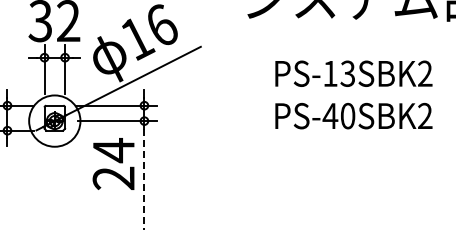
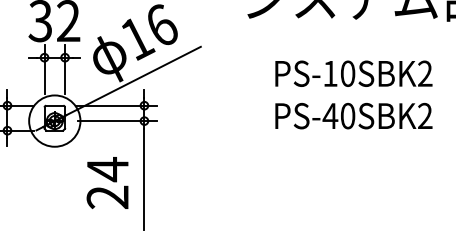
text: PS-13SBK2 -> PS-10SBK2 (347, 73)
text position: (113, 163) -> (107, 182) (107, 182)
line: dashed -> solid (144, 179)
